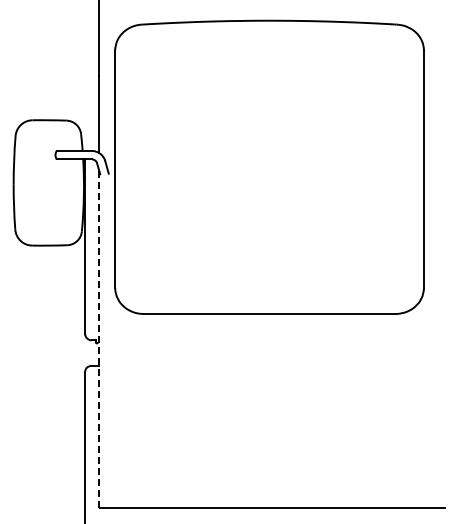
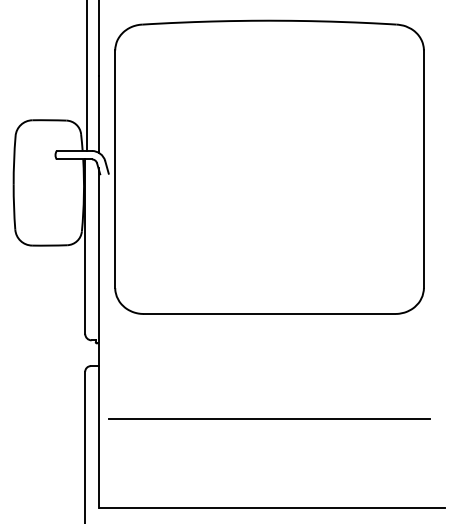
line: none -> present (87, 76)
line: dashed -> solid (98, 338)
line: none -> present (268, 418)
